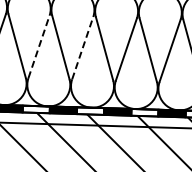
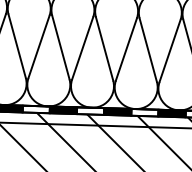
line: dashed -> solid (39, 46)
line: dashed -> solid (82, 48)
